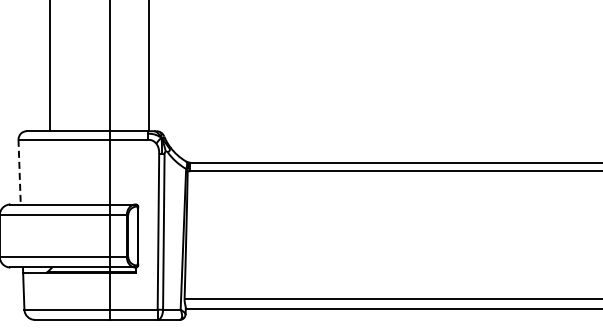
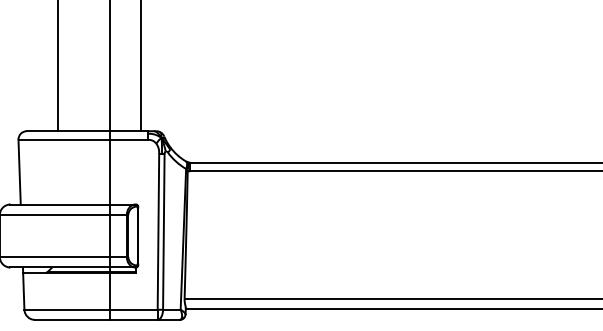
line position: (49, 66) -> (57, 66) (57, 66)
line position: (149, 66) -> (141, 66) (141, 66)
line: dashed -> solid (19, 172)
